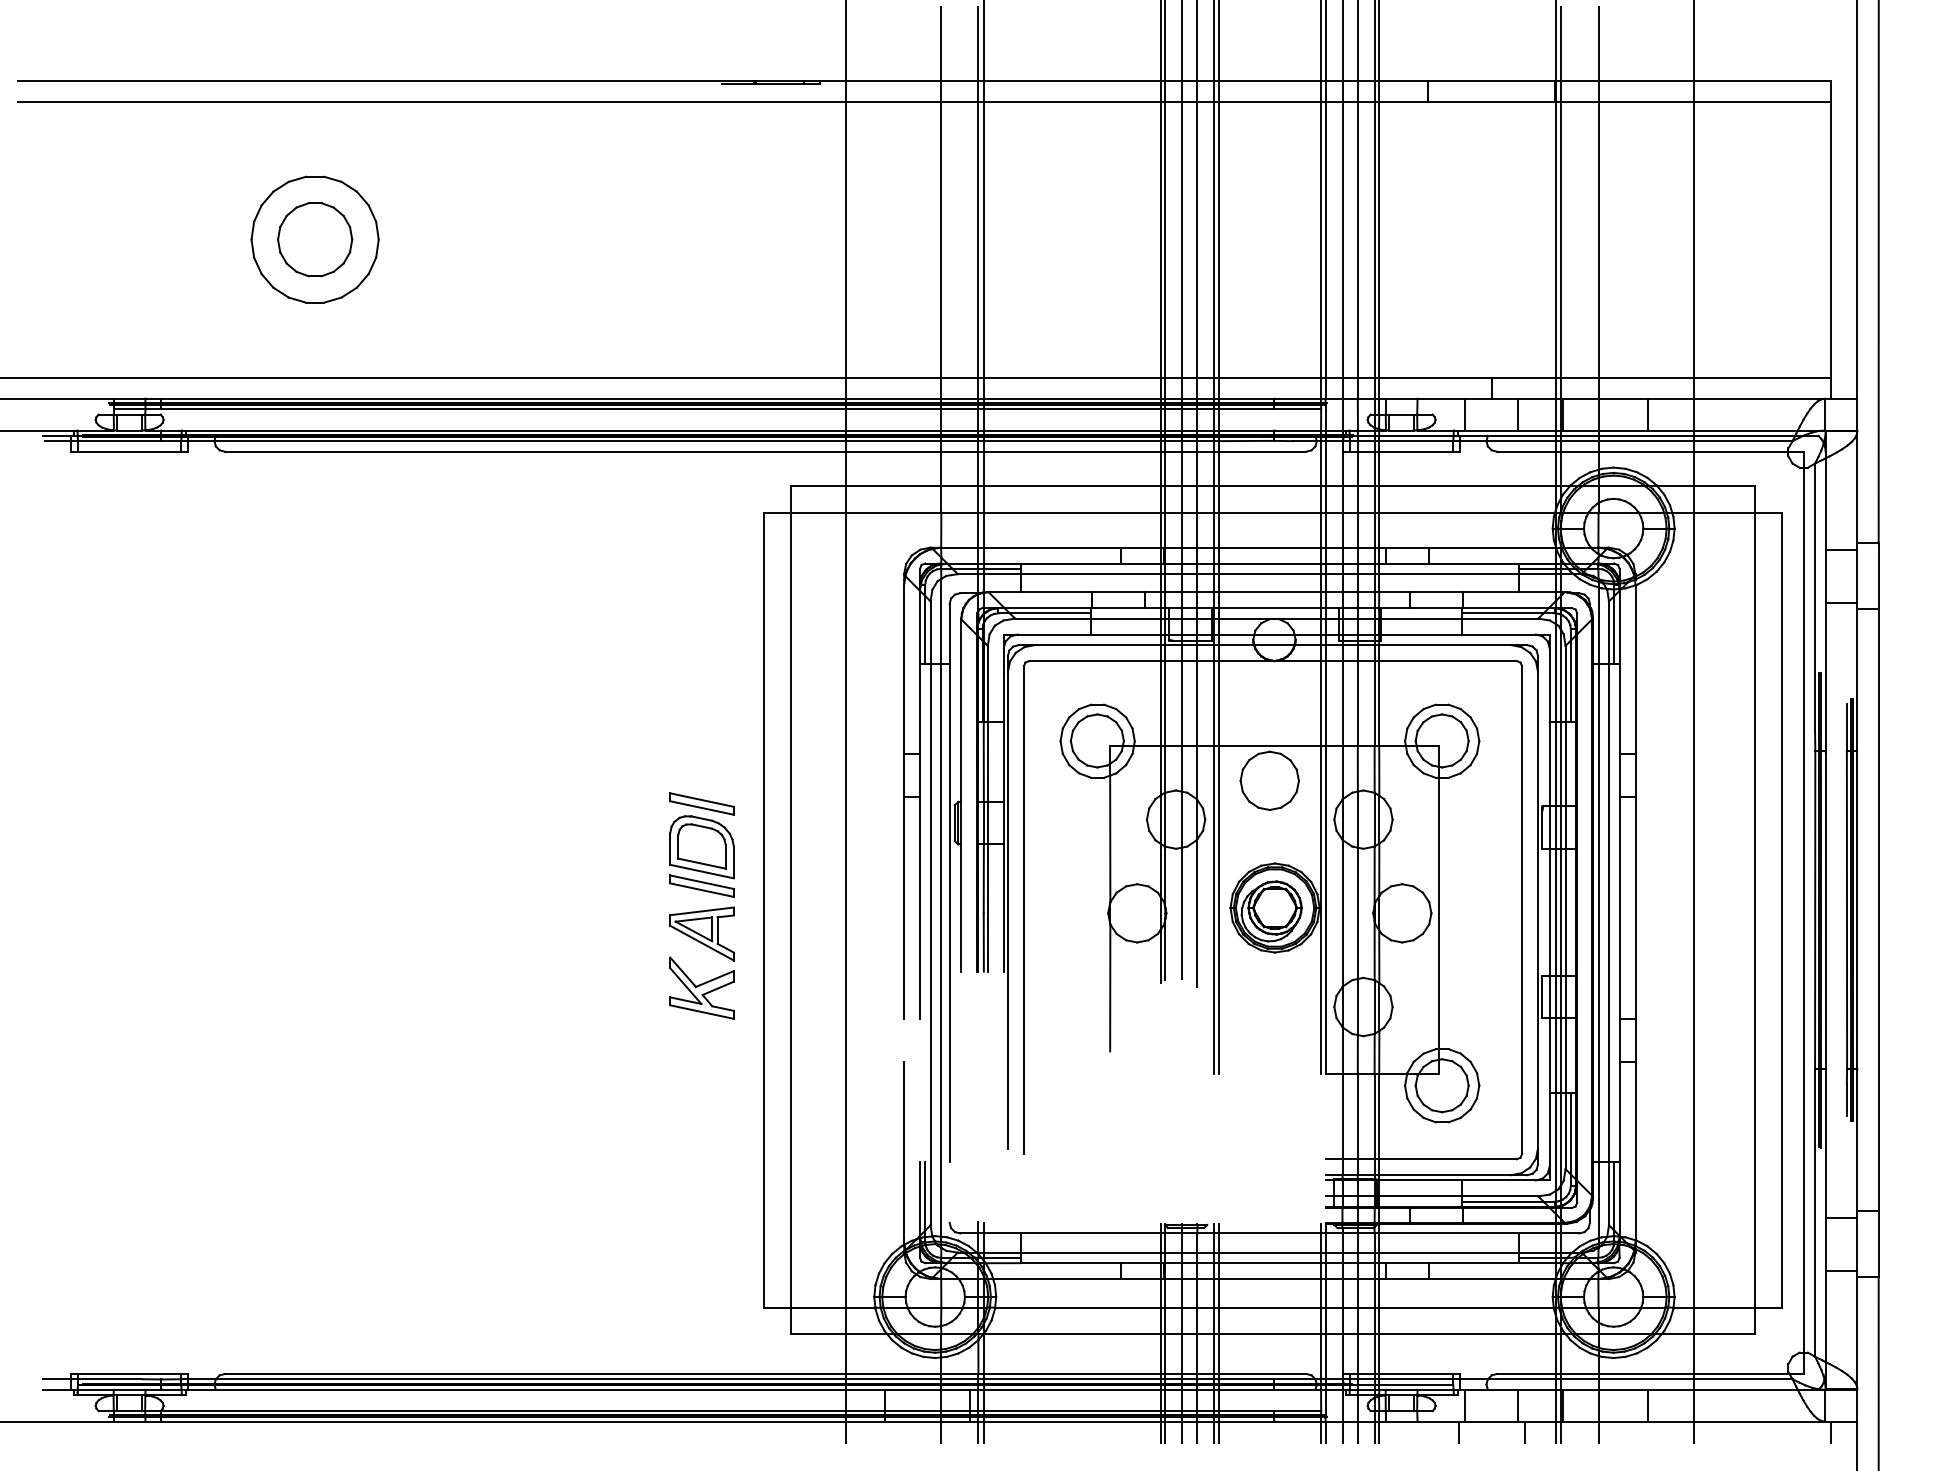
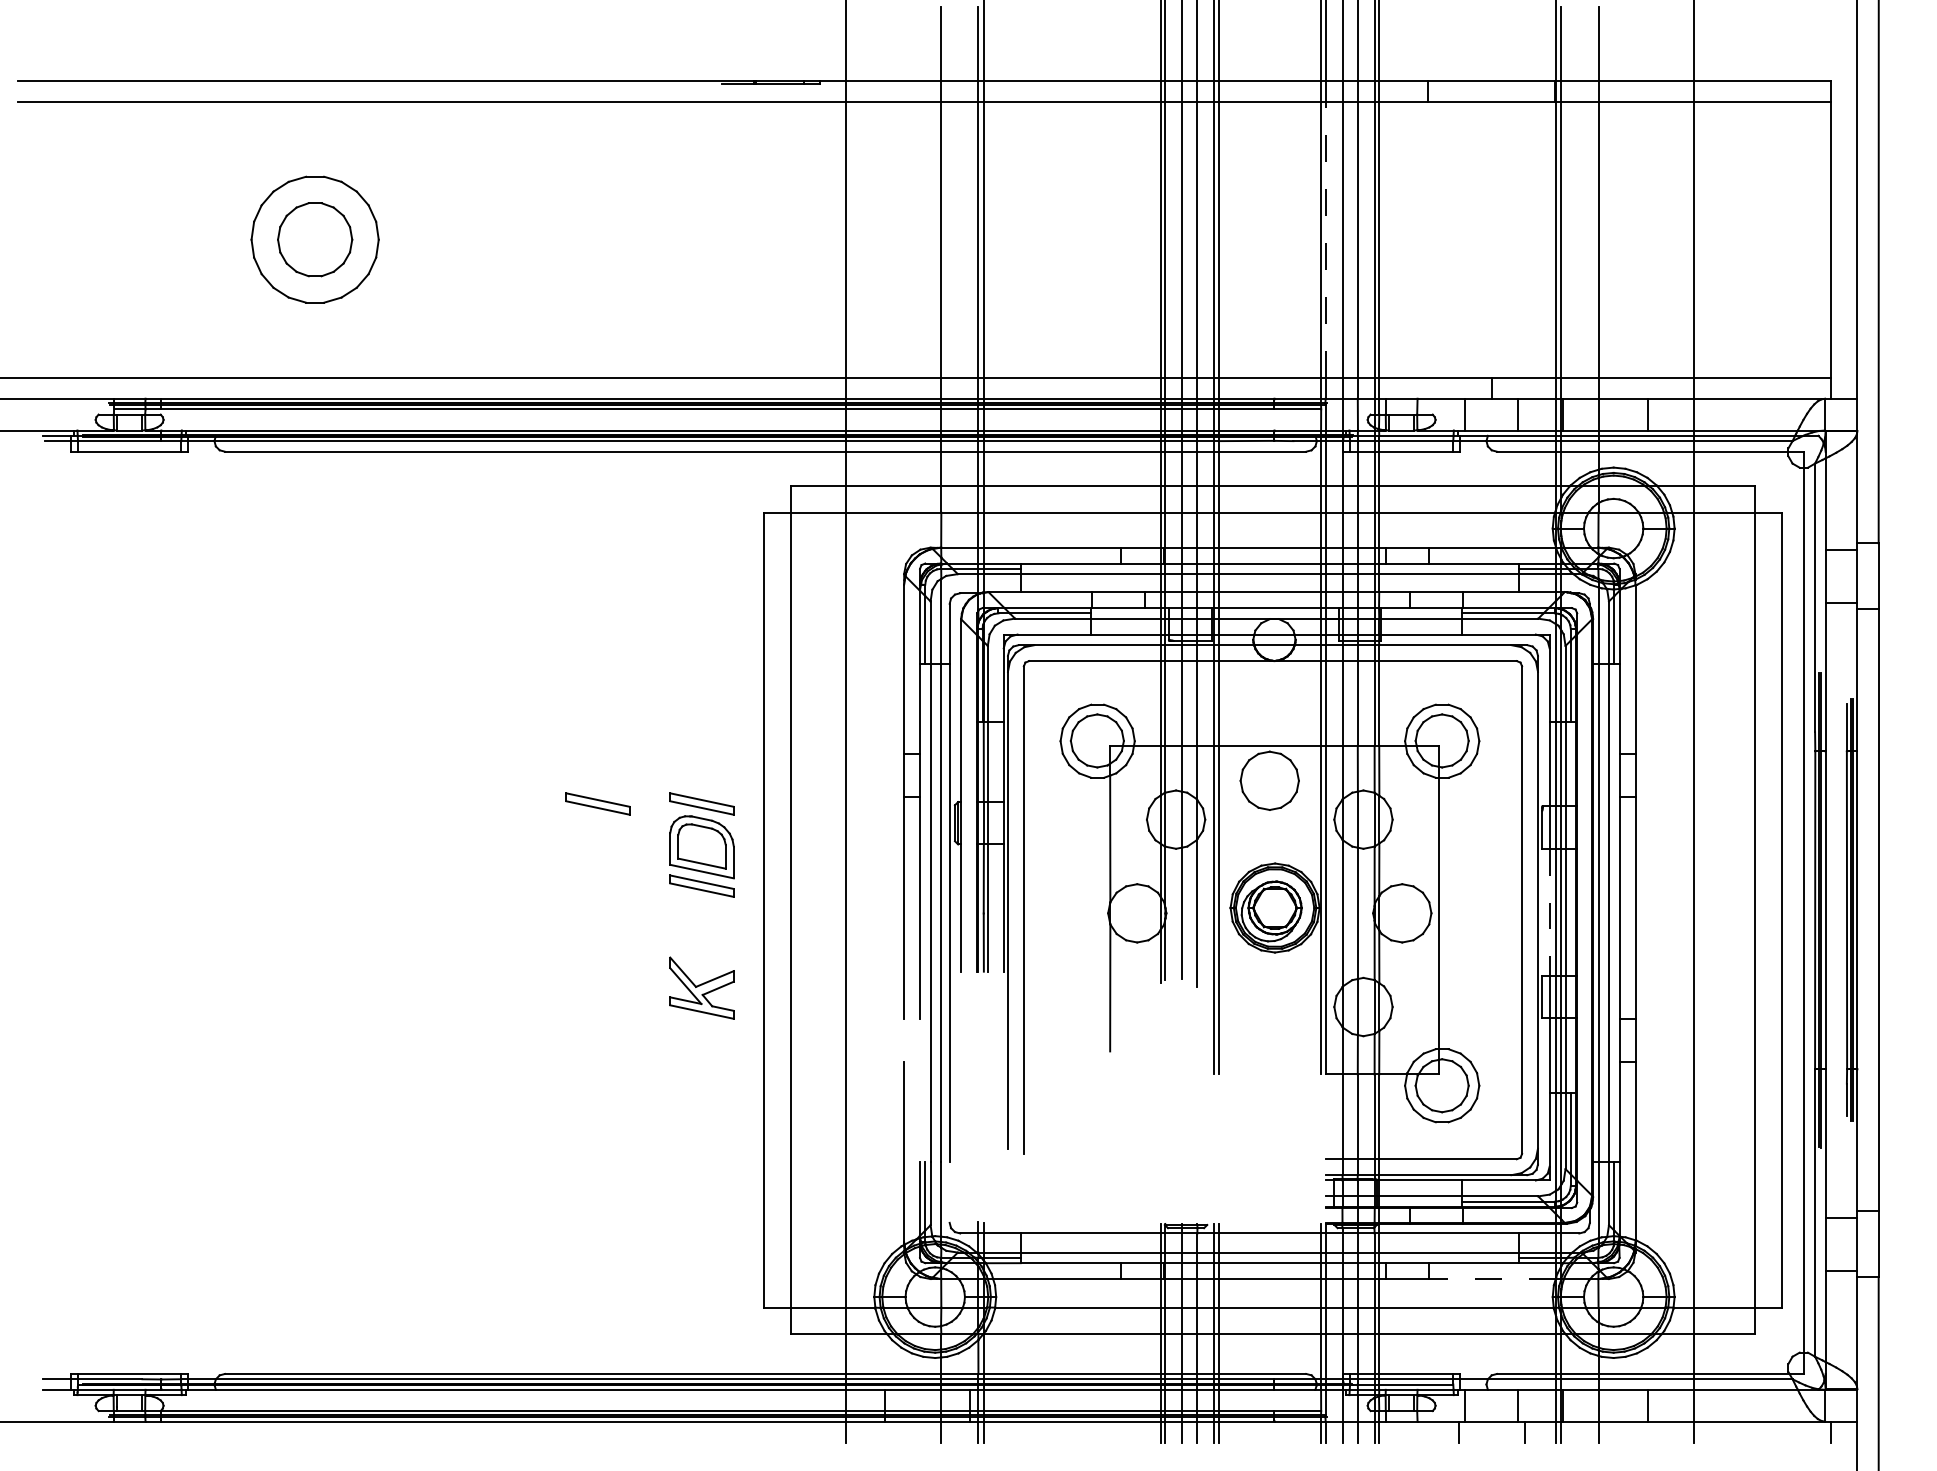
line: solid -> dashed (1325, 239)
part: none -> present (597, 803)
line: solid -> dashed (1549, 912)
part: present -> none (701, 933)
line: solid -> dashed (1491, 1279)
